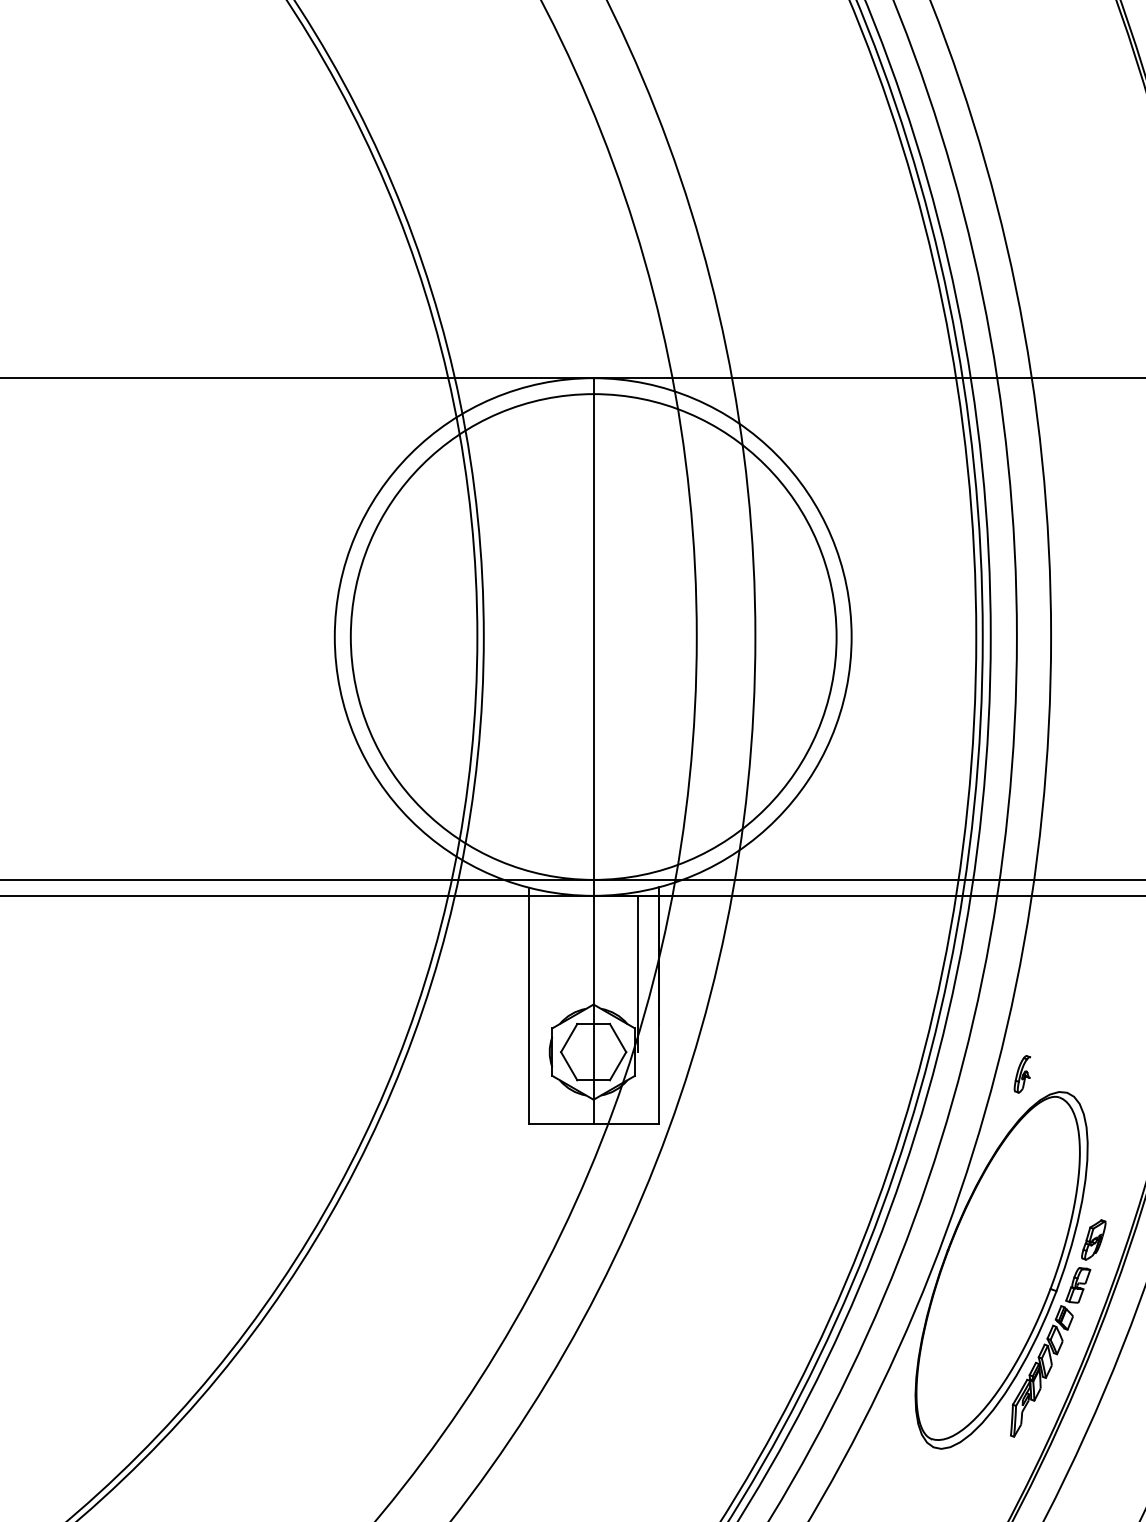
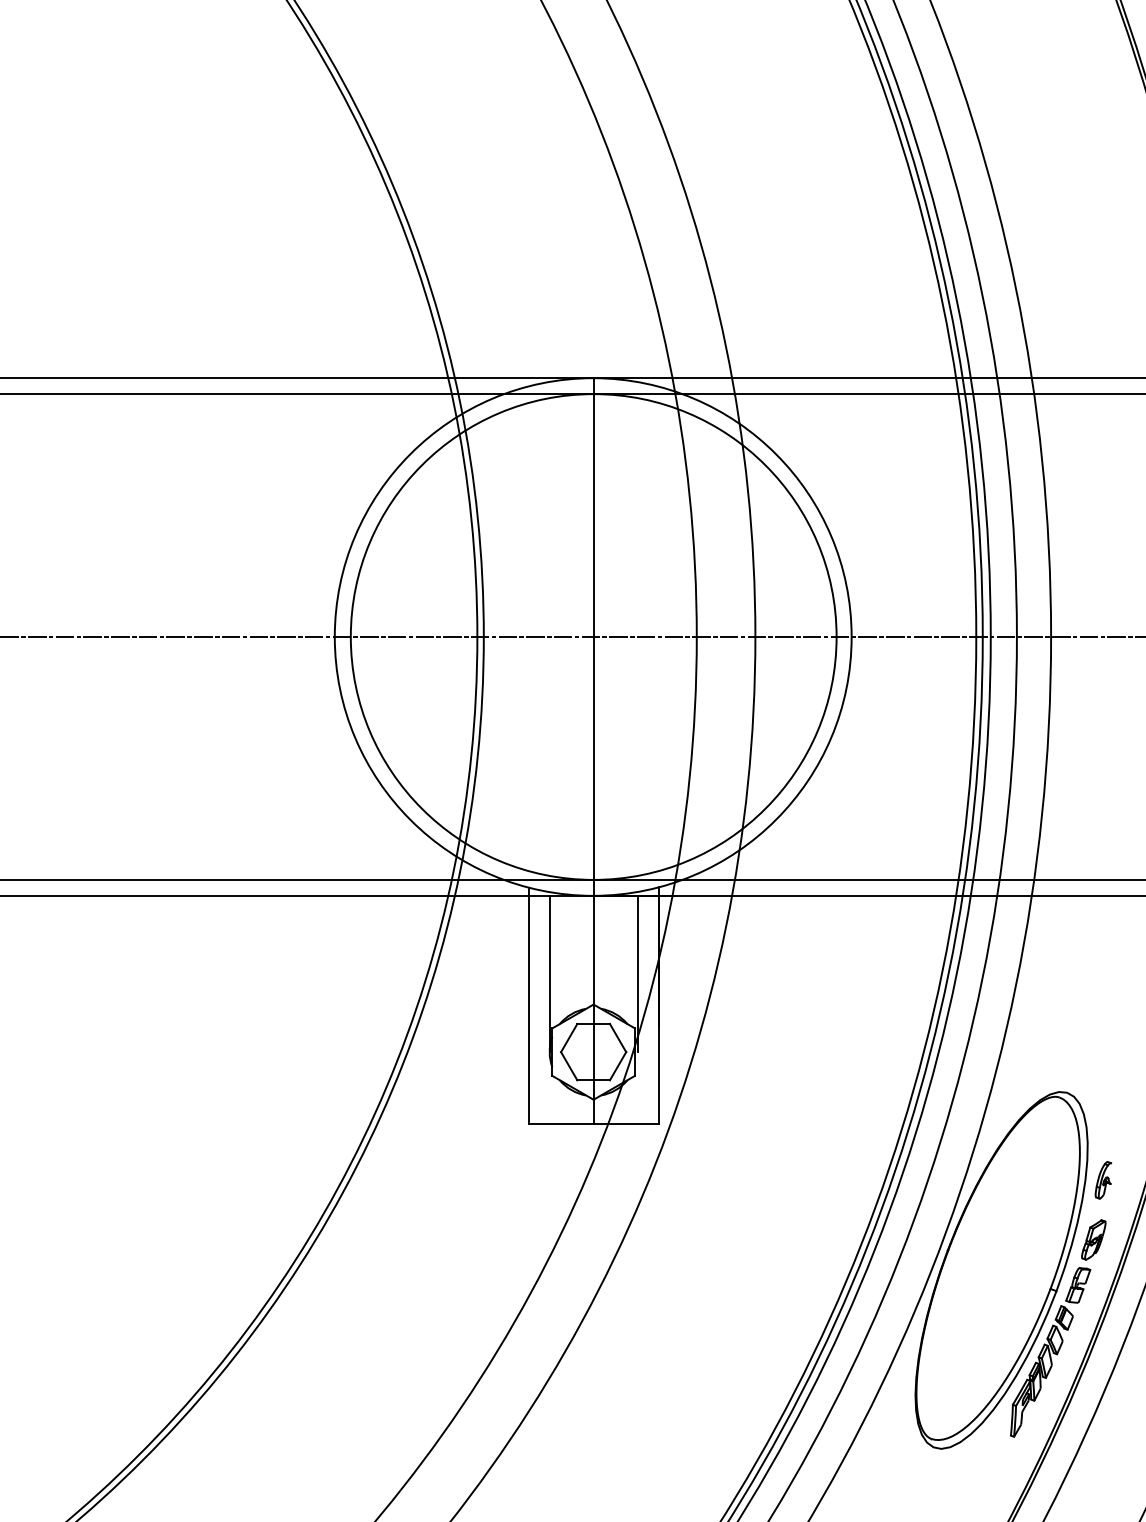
line: none -> present (572, 394)
line: none -> present (572, 637)
line: none -> present (549, 973)
part position: (1022, 1074) -> (1103, 1180) (1103, 1180)
